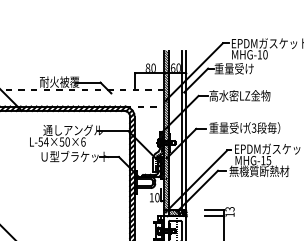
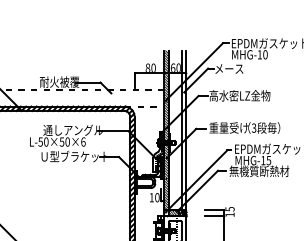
text: 重量受け -> メース (233, 68)
text: L-54×50×6 -> L-50×50×6 (45, 141)
text: 13 -> 15 (229, 209)
